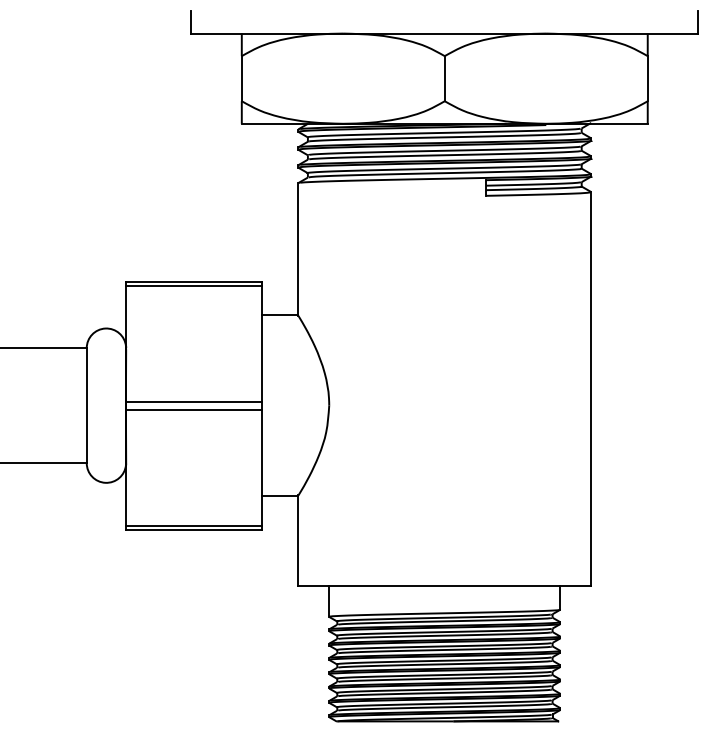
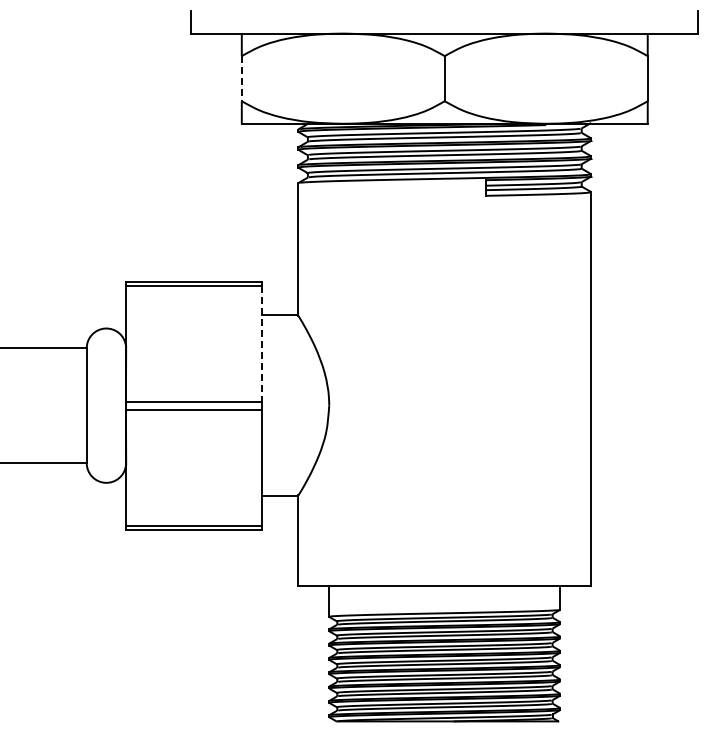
line: solid -> dashed (241, 78)
line: solid -> dashed (261, 343)
